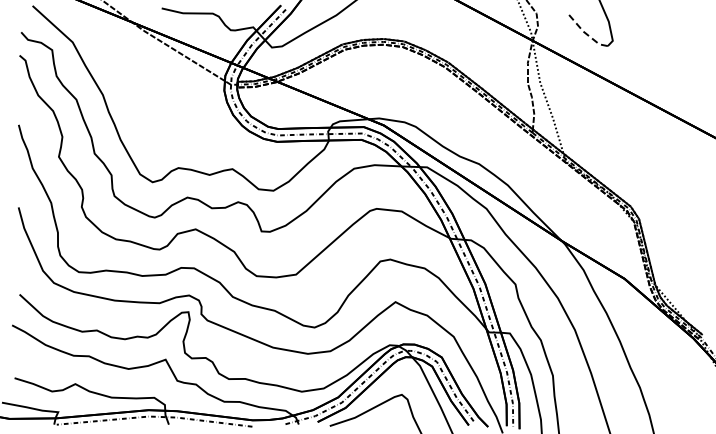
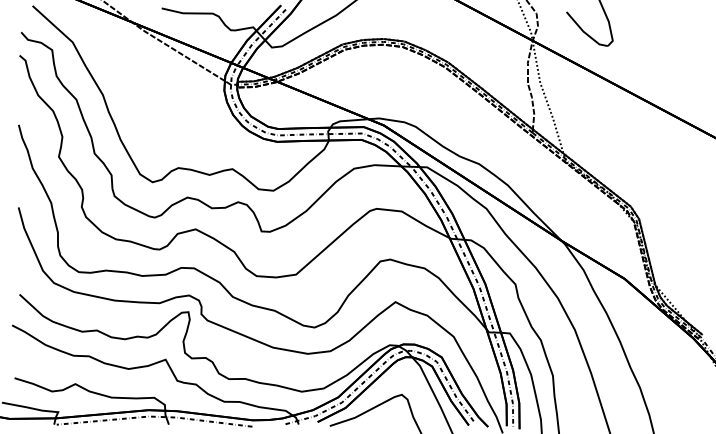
line: dashed -> solid (584, 32)
